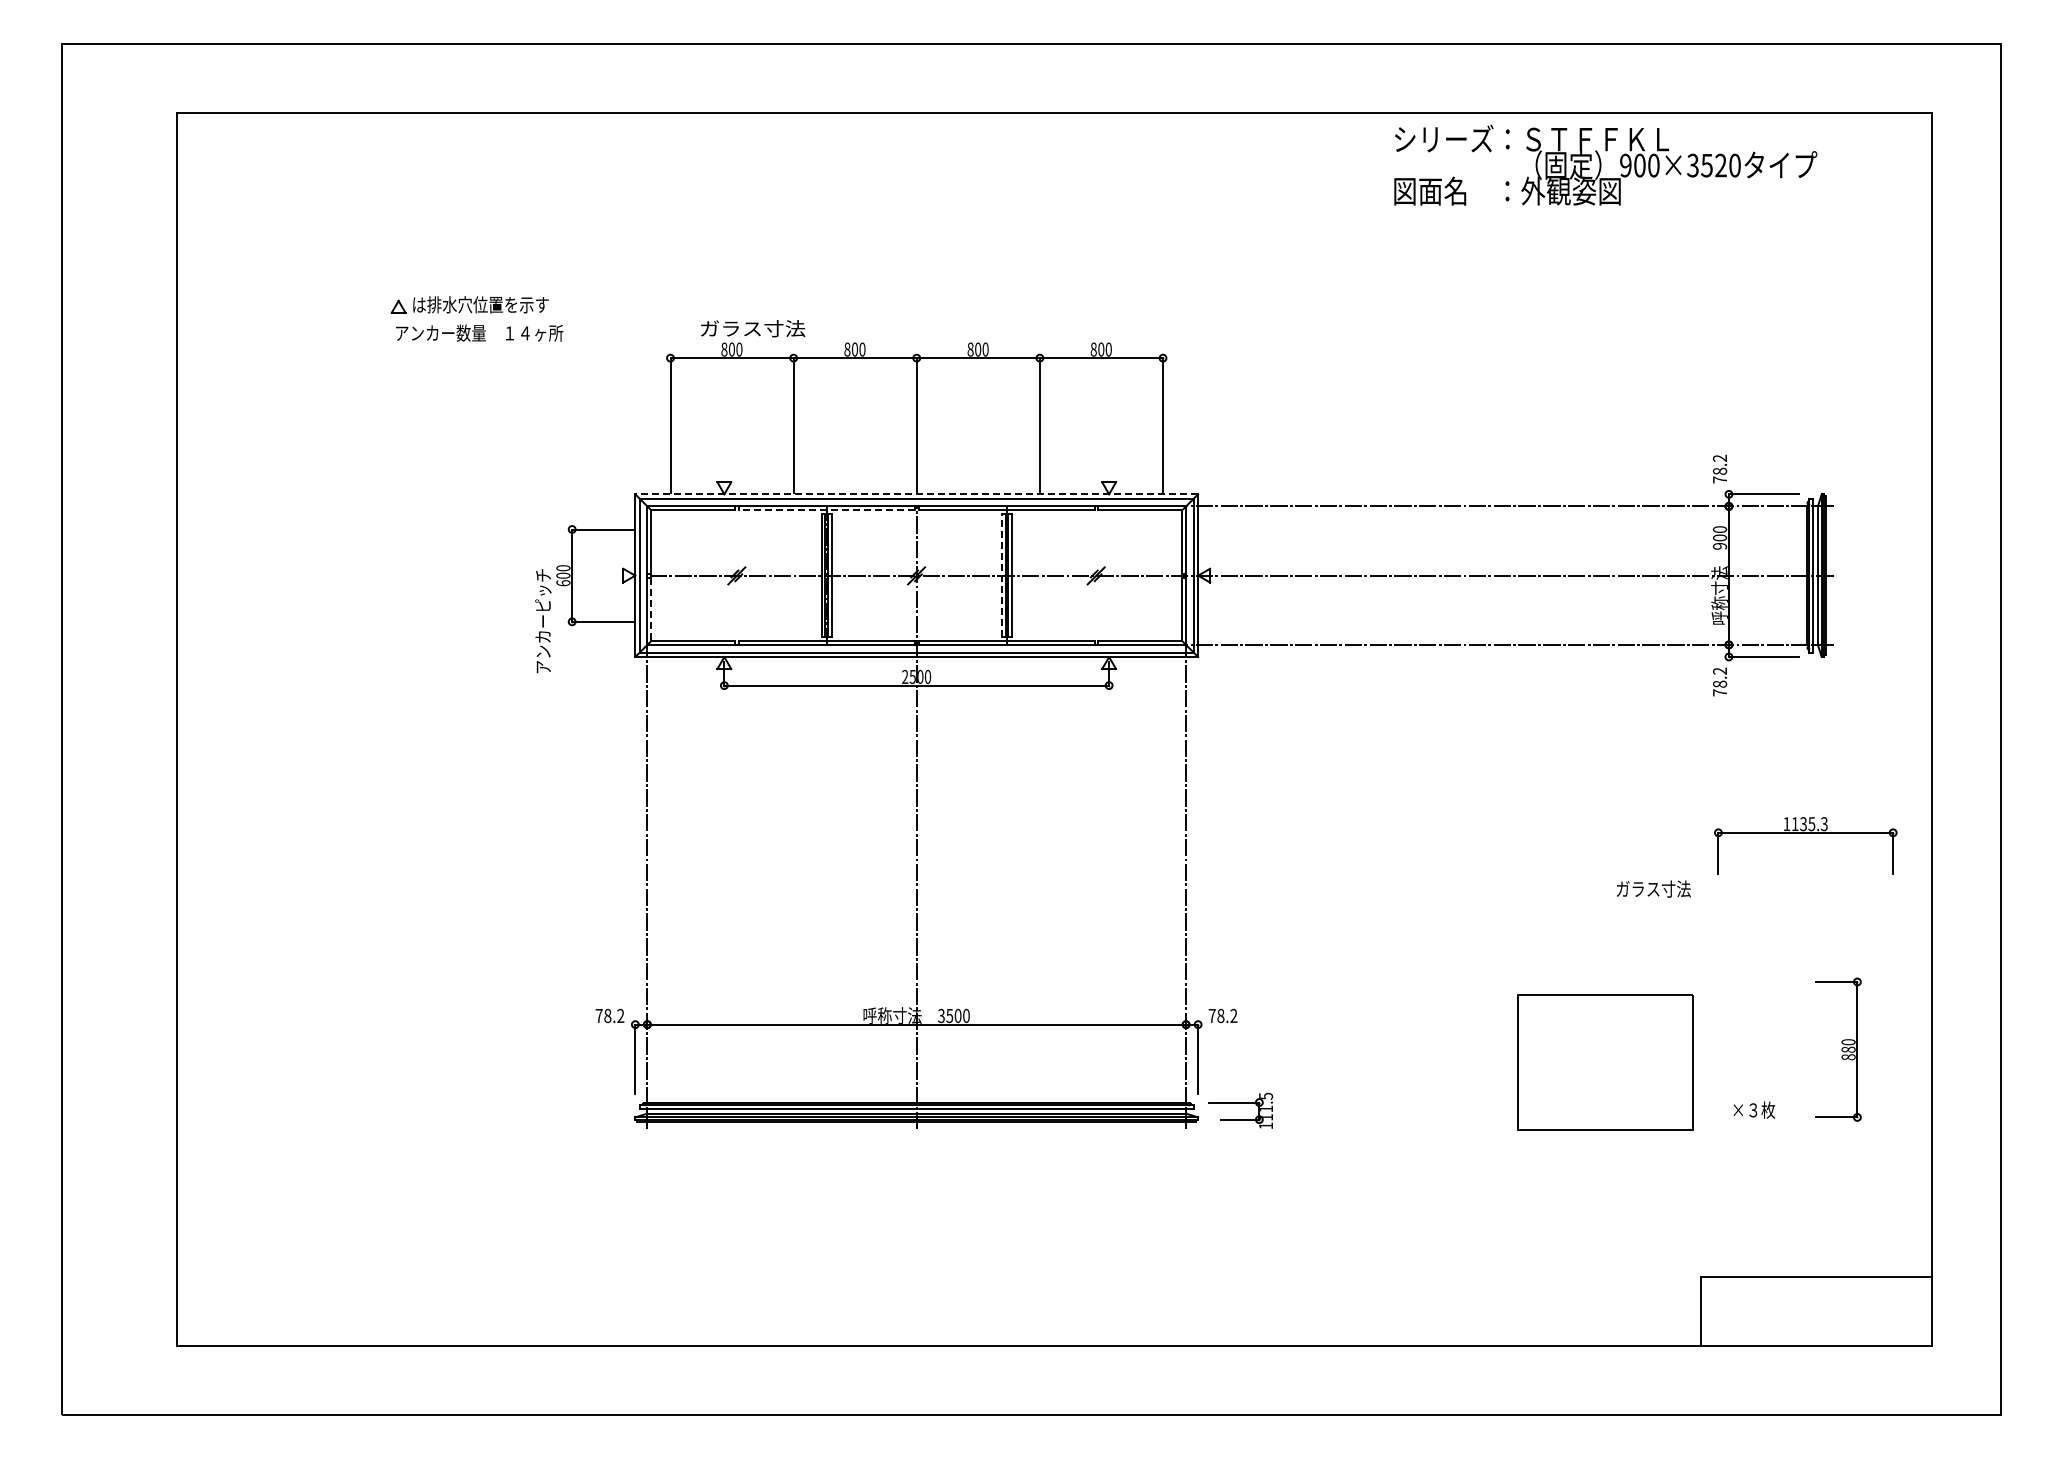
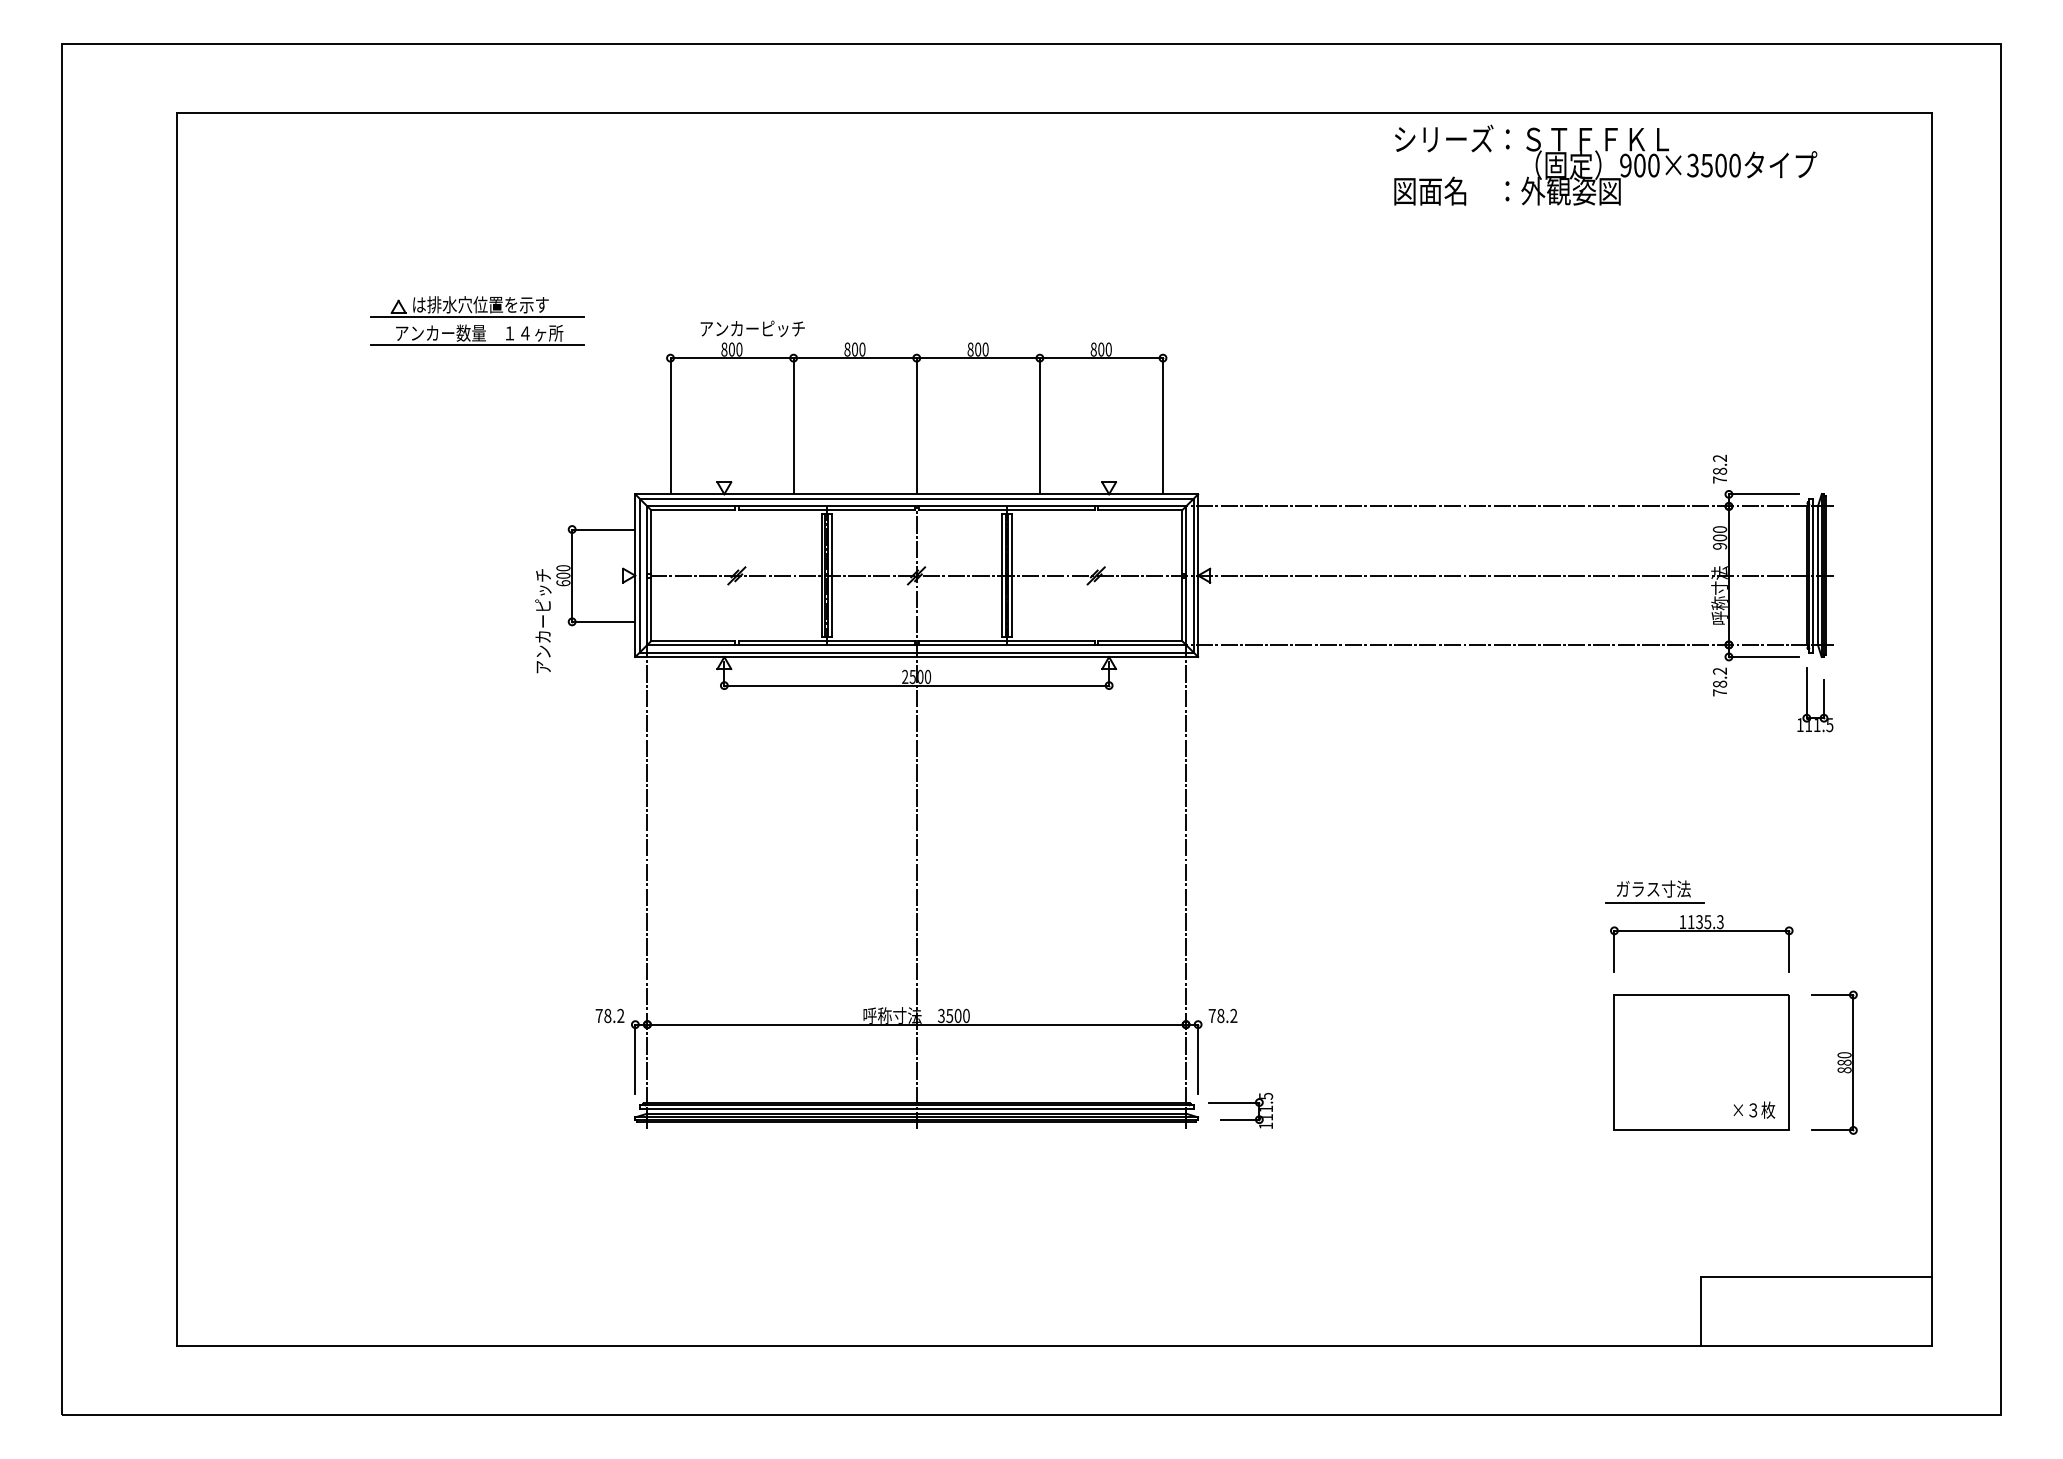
text: 900×3520 -> 900×3500 (1720, 165)
line: none -> present (477, 317)
text: ガラス寸法 -> アンカーピッチ (752, 328)
line: none -> present (477, 344)
line: dashed -> solid (916, 494)
line: dashed -> solid (826, 510)
line: dashed -> solid (1001, 575)
line: dashed -> solid (651, 609)
part: none -> present (1807, 699)
part position: (1805, 833) -> (1701, 931) (1701, 931)
line: none -> present (1654, 903)
part position: (1838, 1049) -> (1834, 1062) (1834, 1062)
part position: (1605, 1062) -> (1701, 1062) (1701, 1062)
